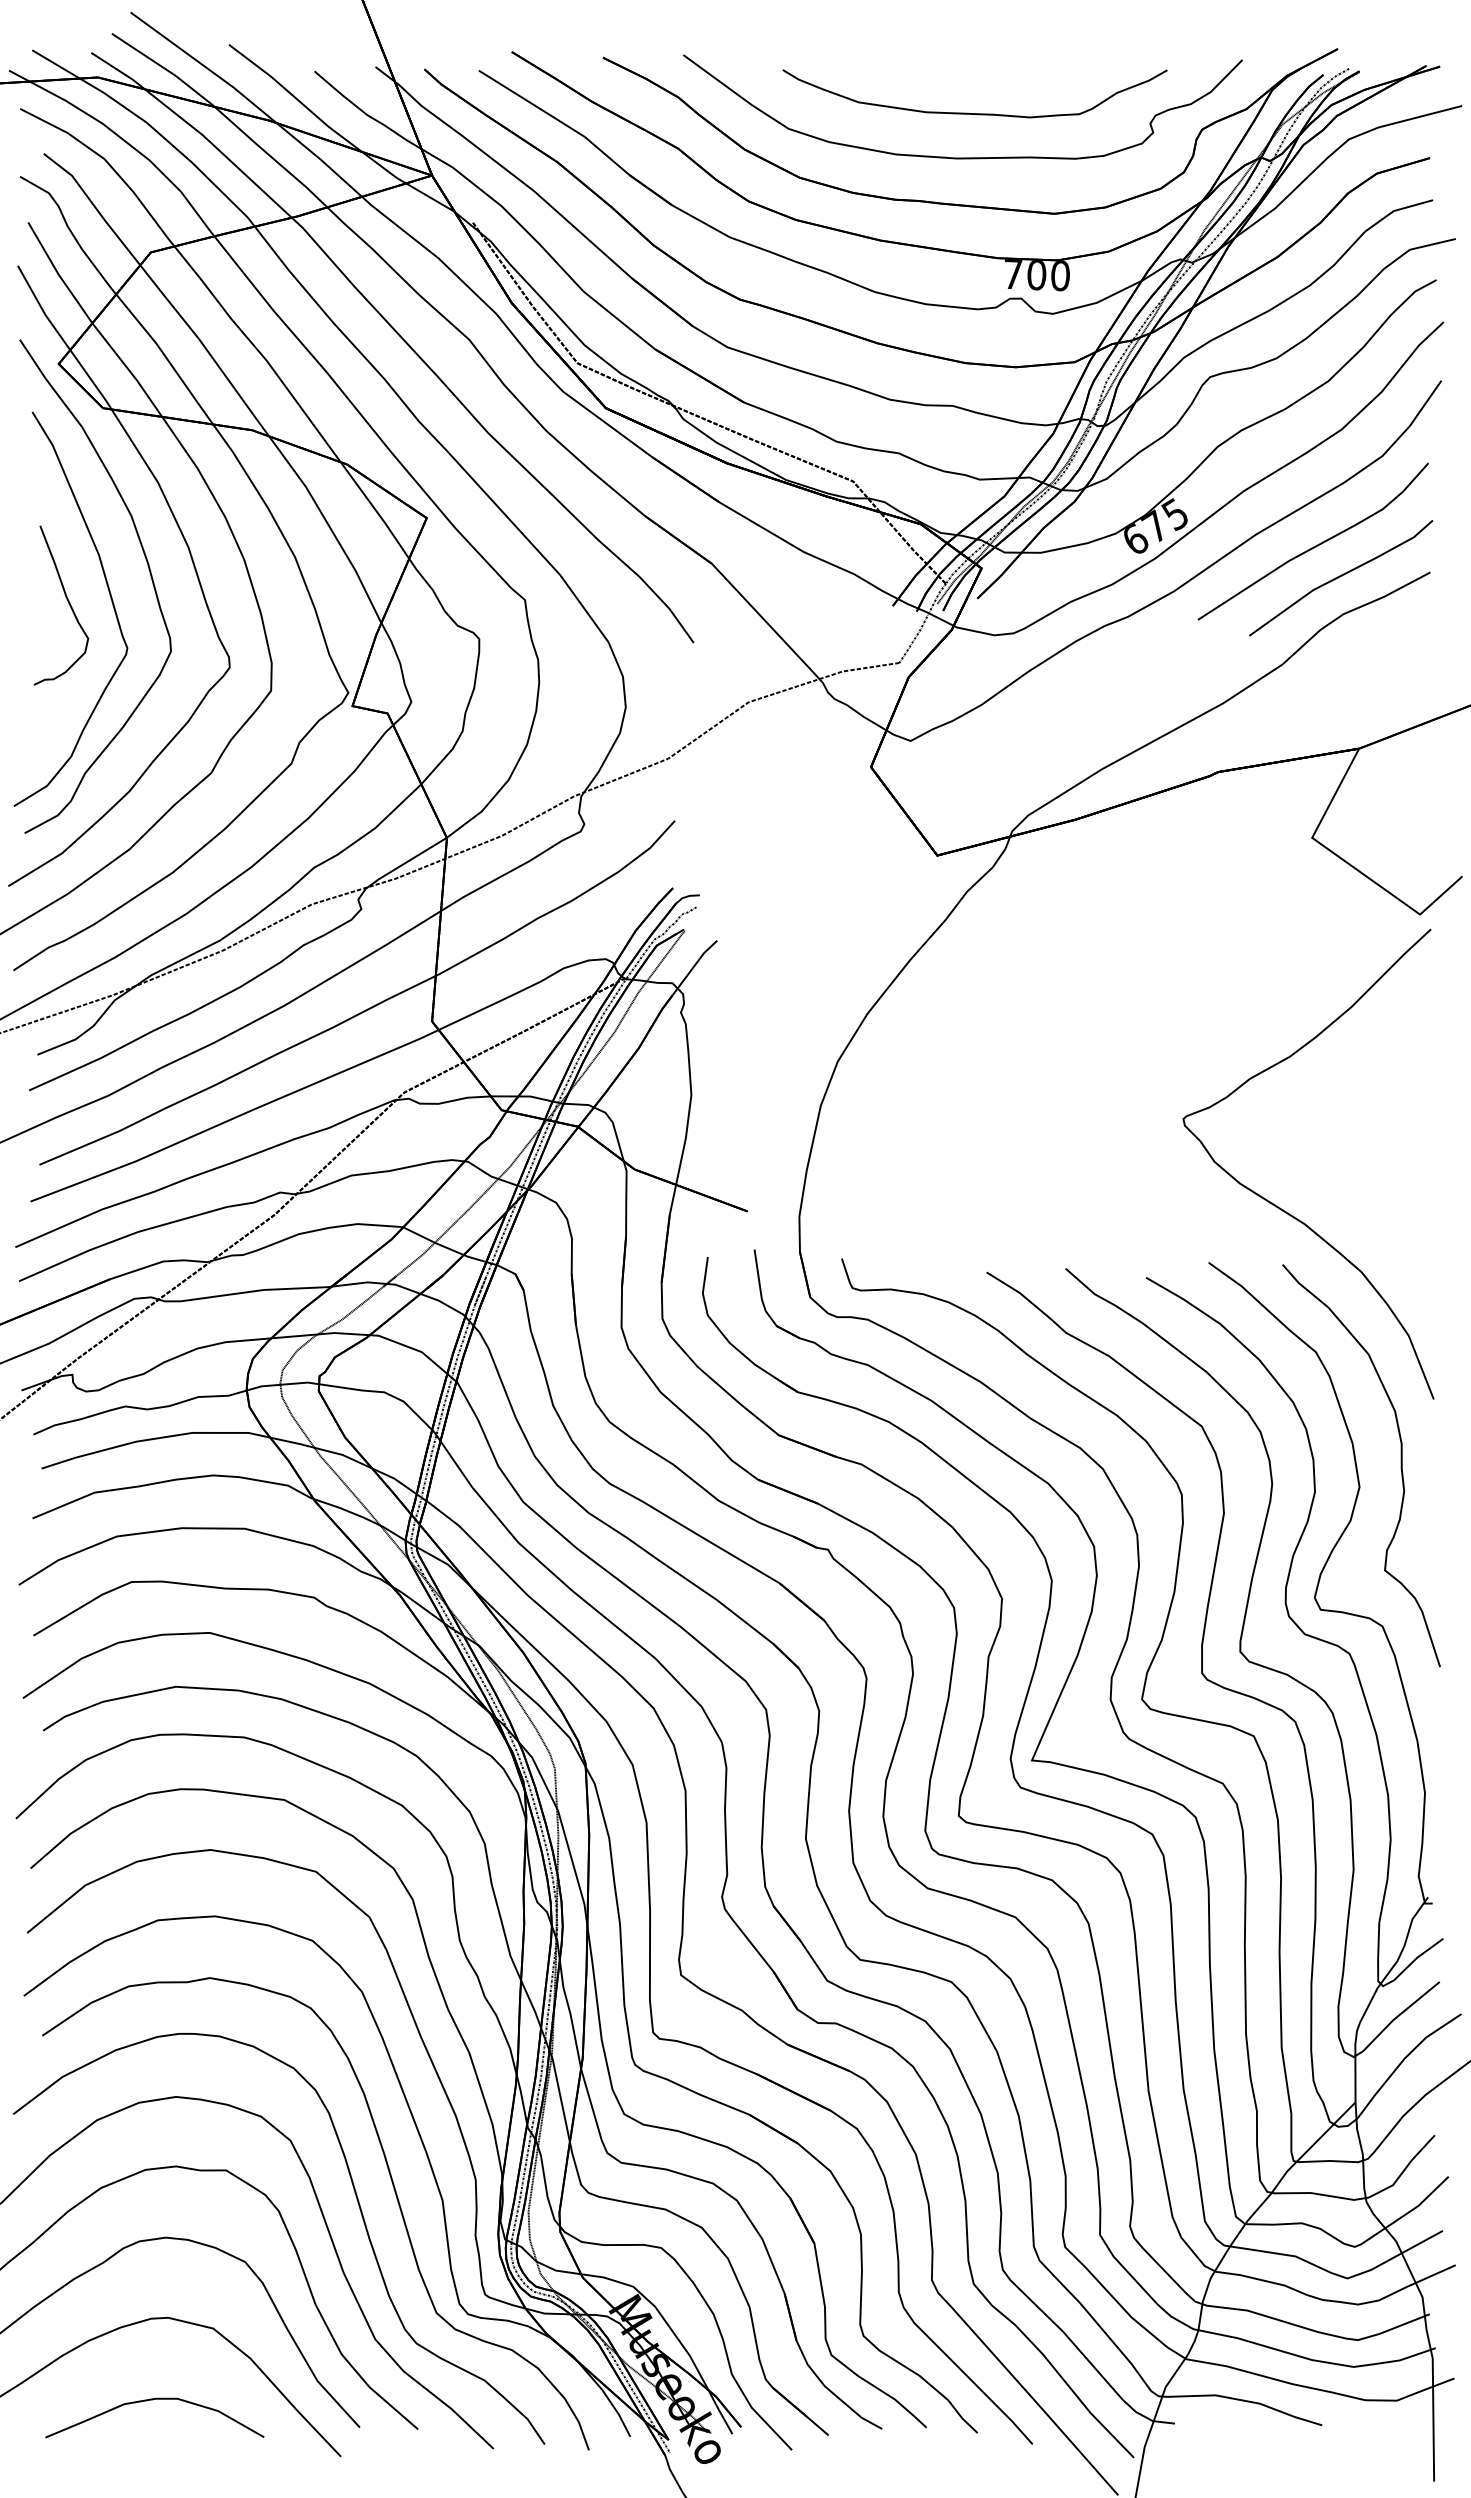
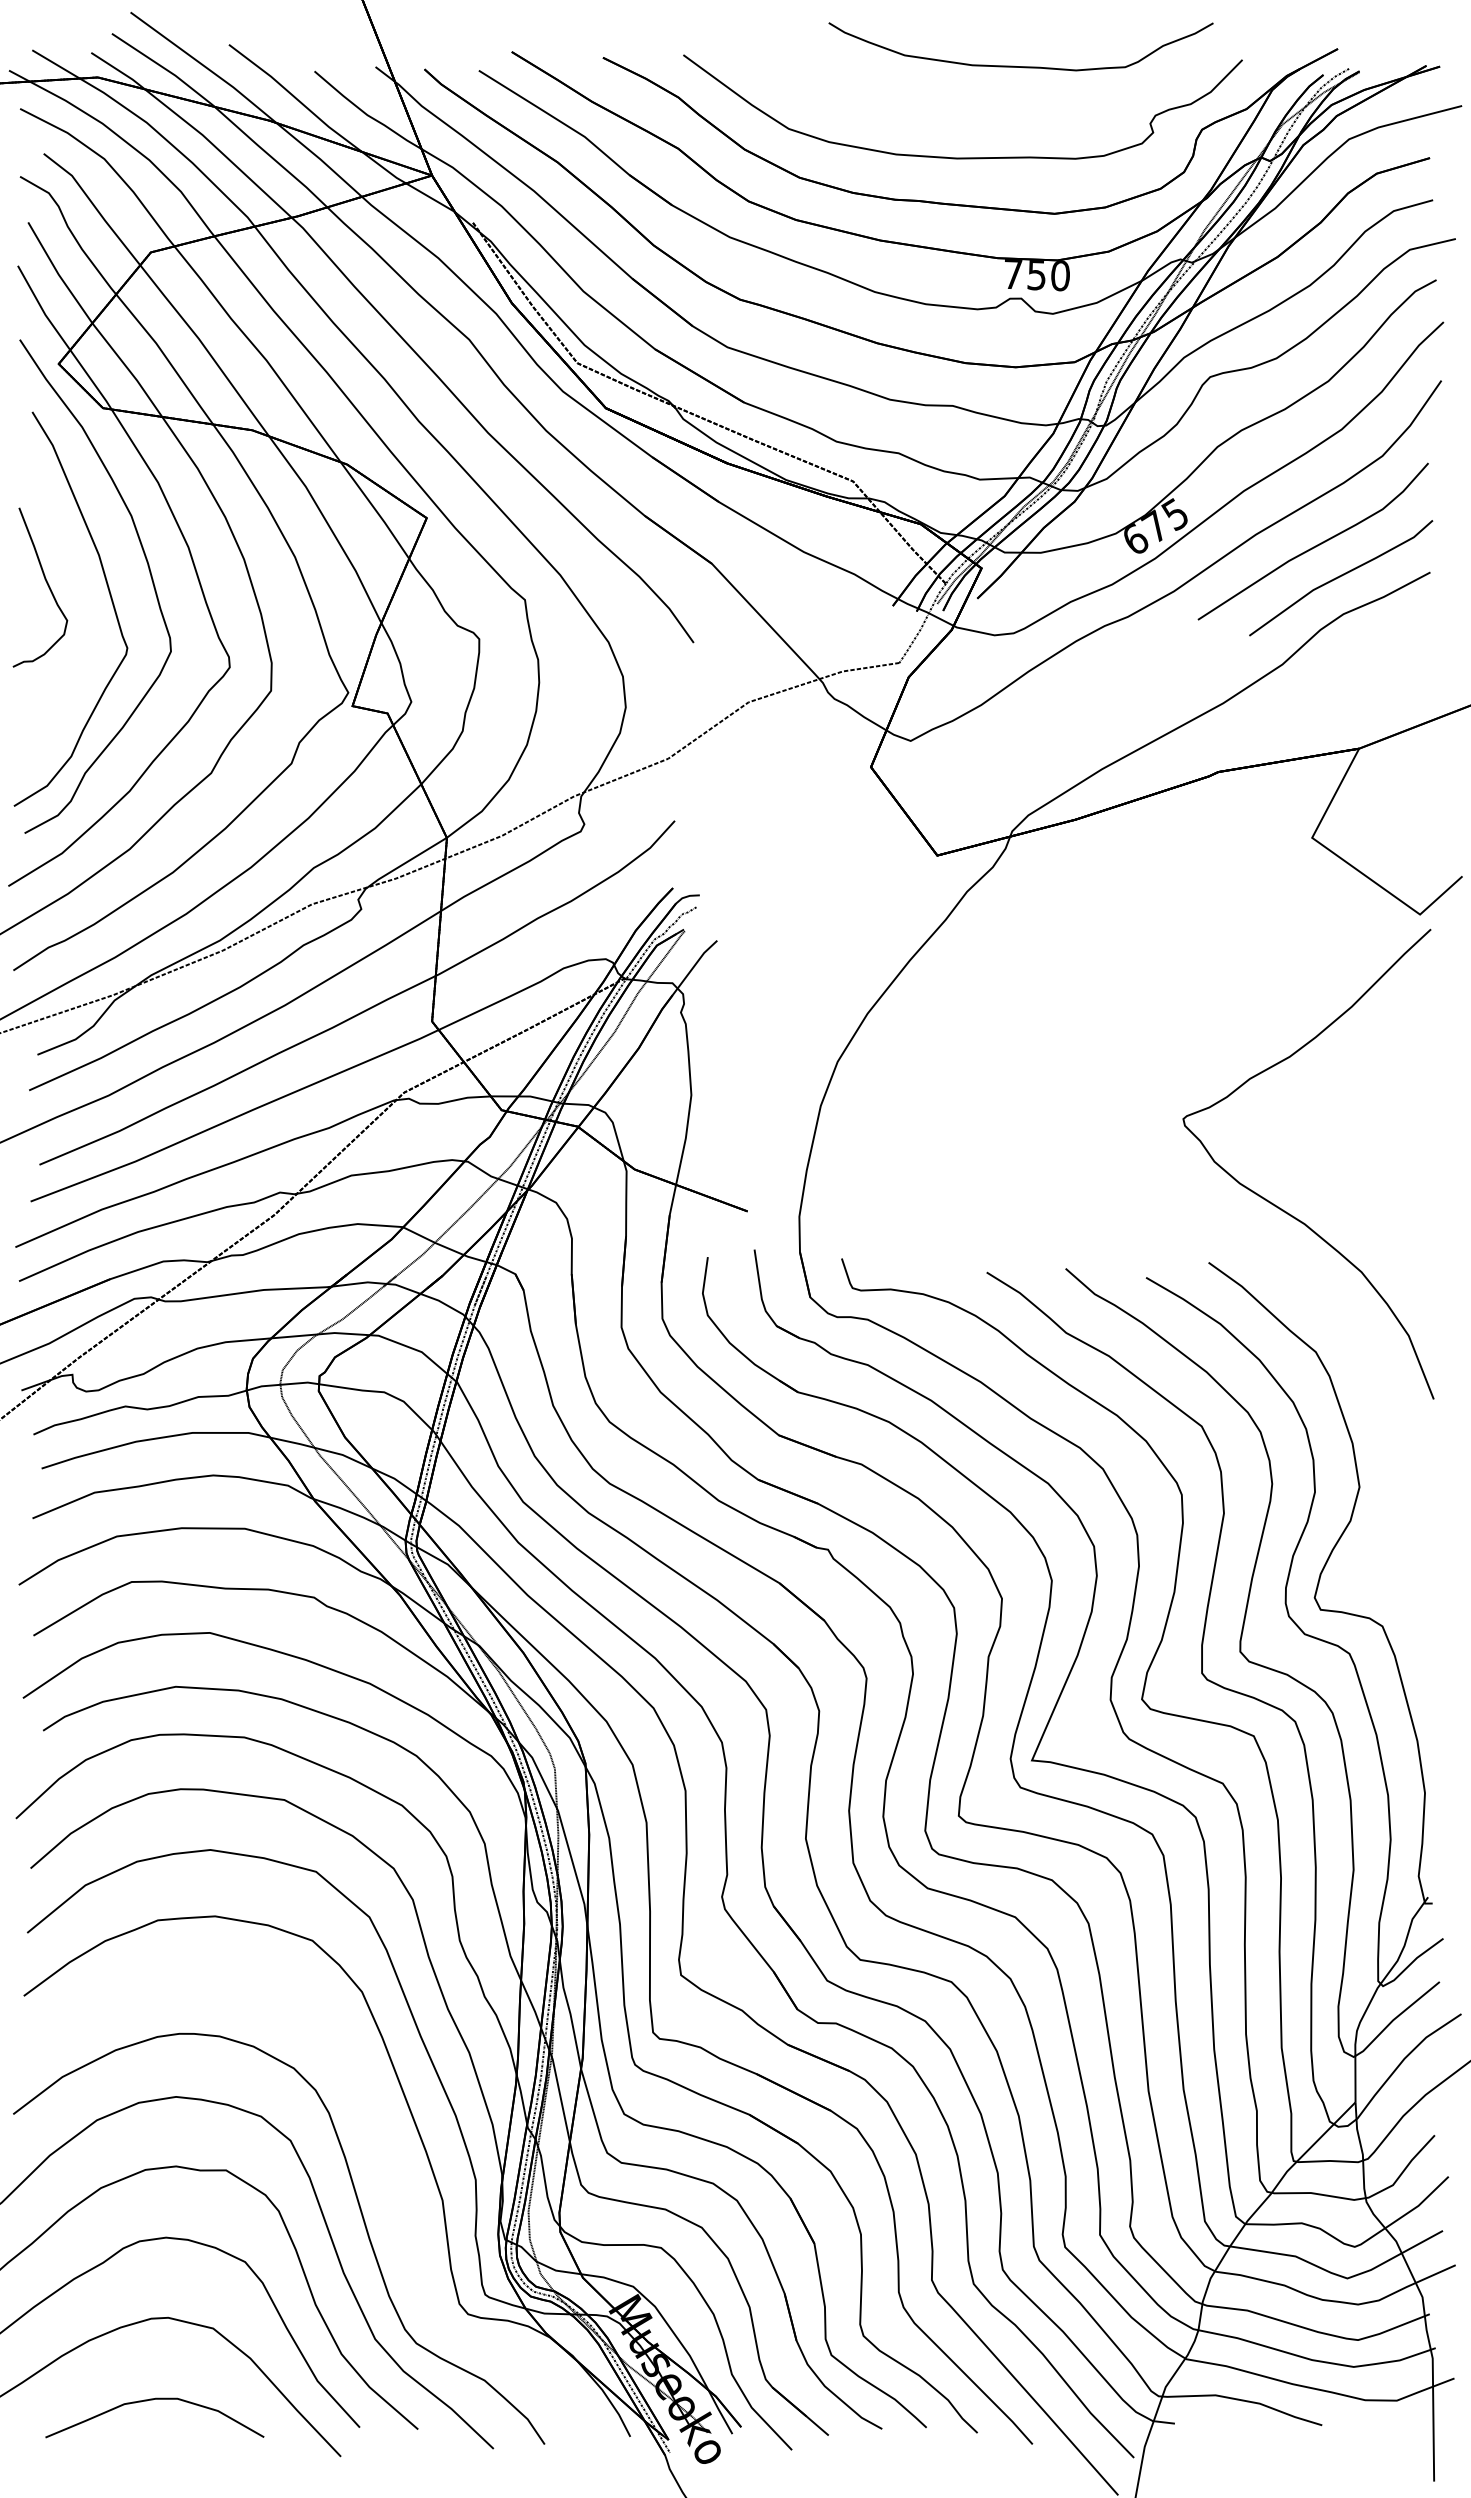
part position: (968, 112) -> (1014, 65) (1014, 65)
text: 700 -> 750 (1036, 275)
part position: (67, 601) -> (46, 583) (46, 583)
part: present -> none (1400, 1465)
curve: present -> none (393, 2189)
